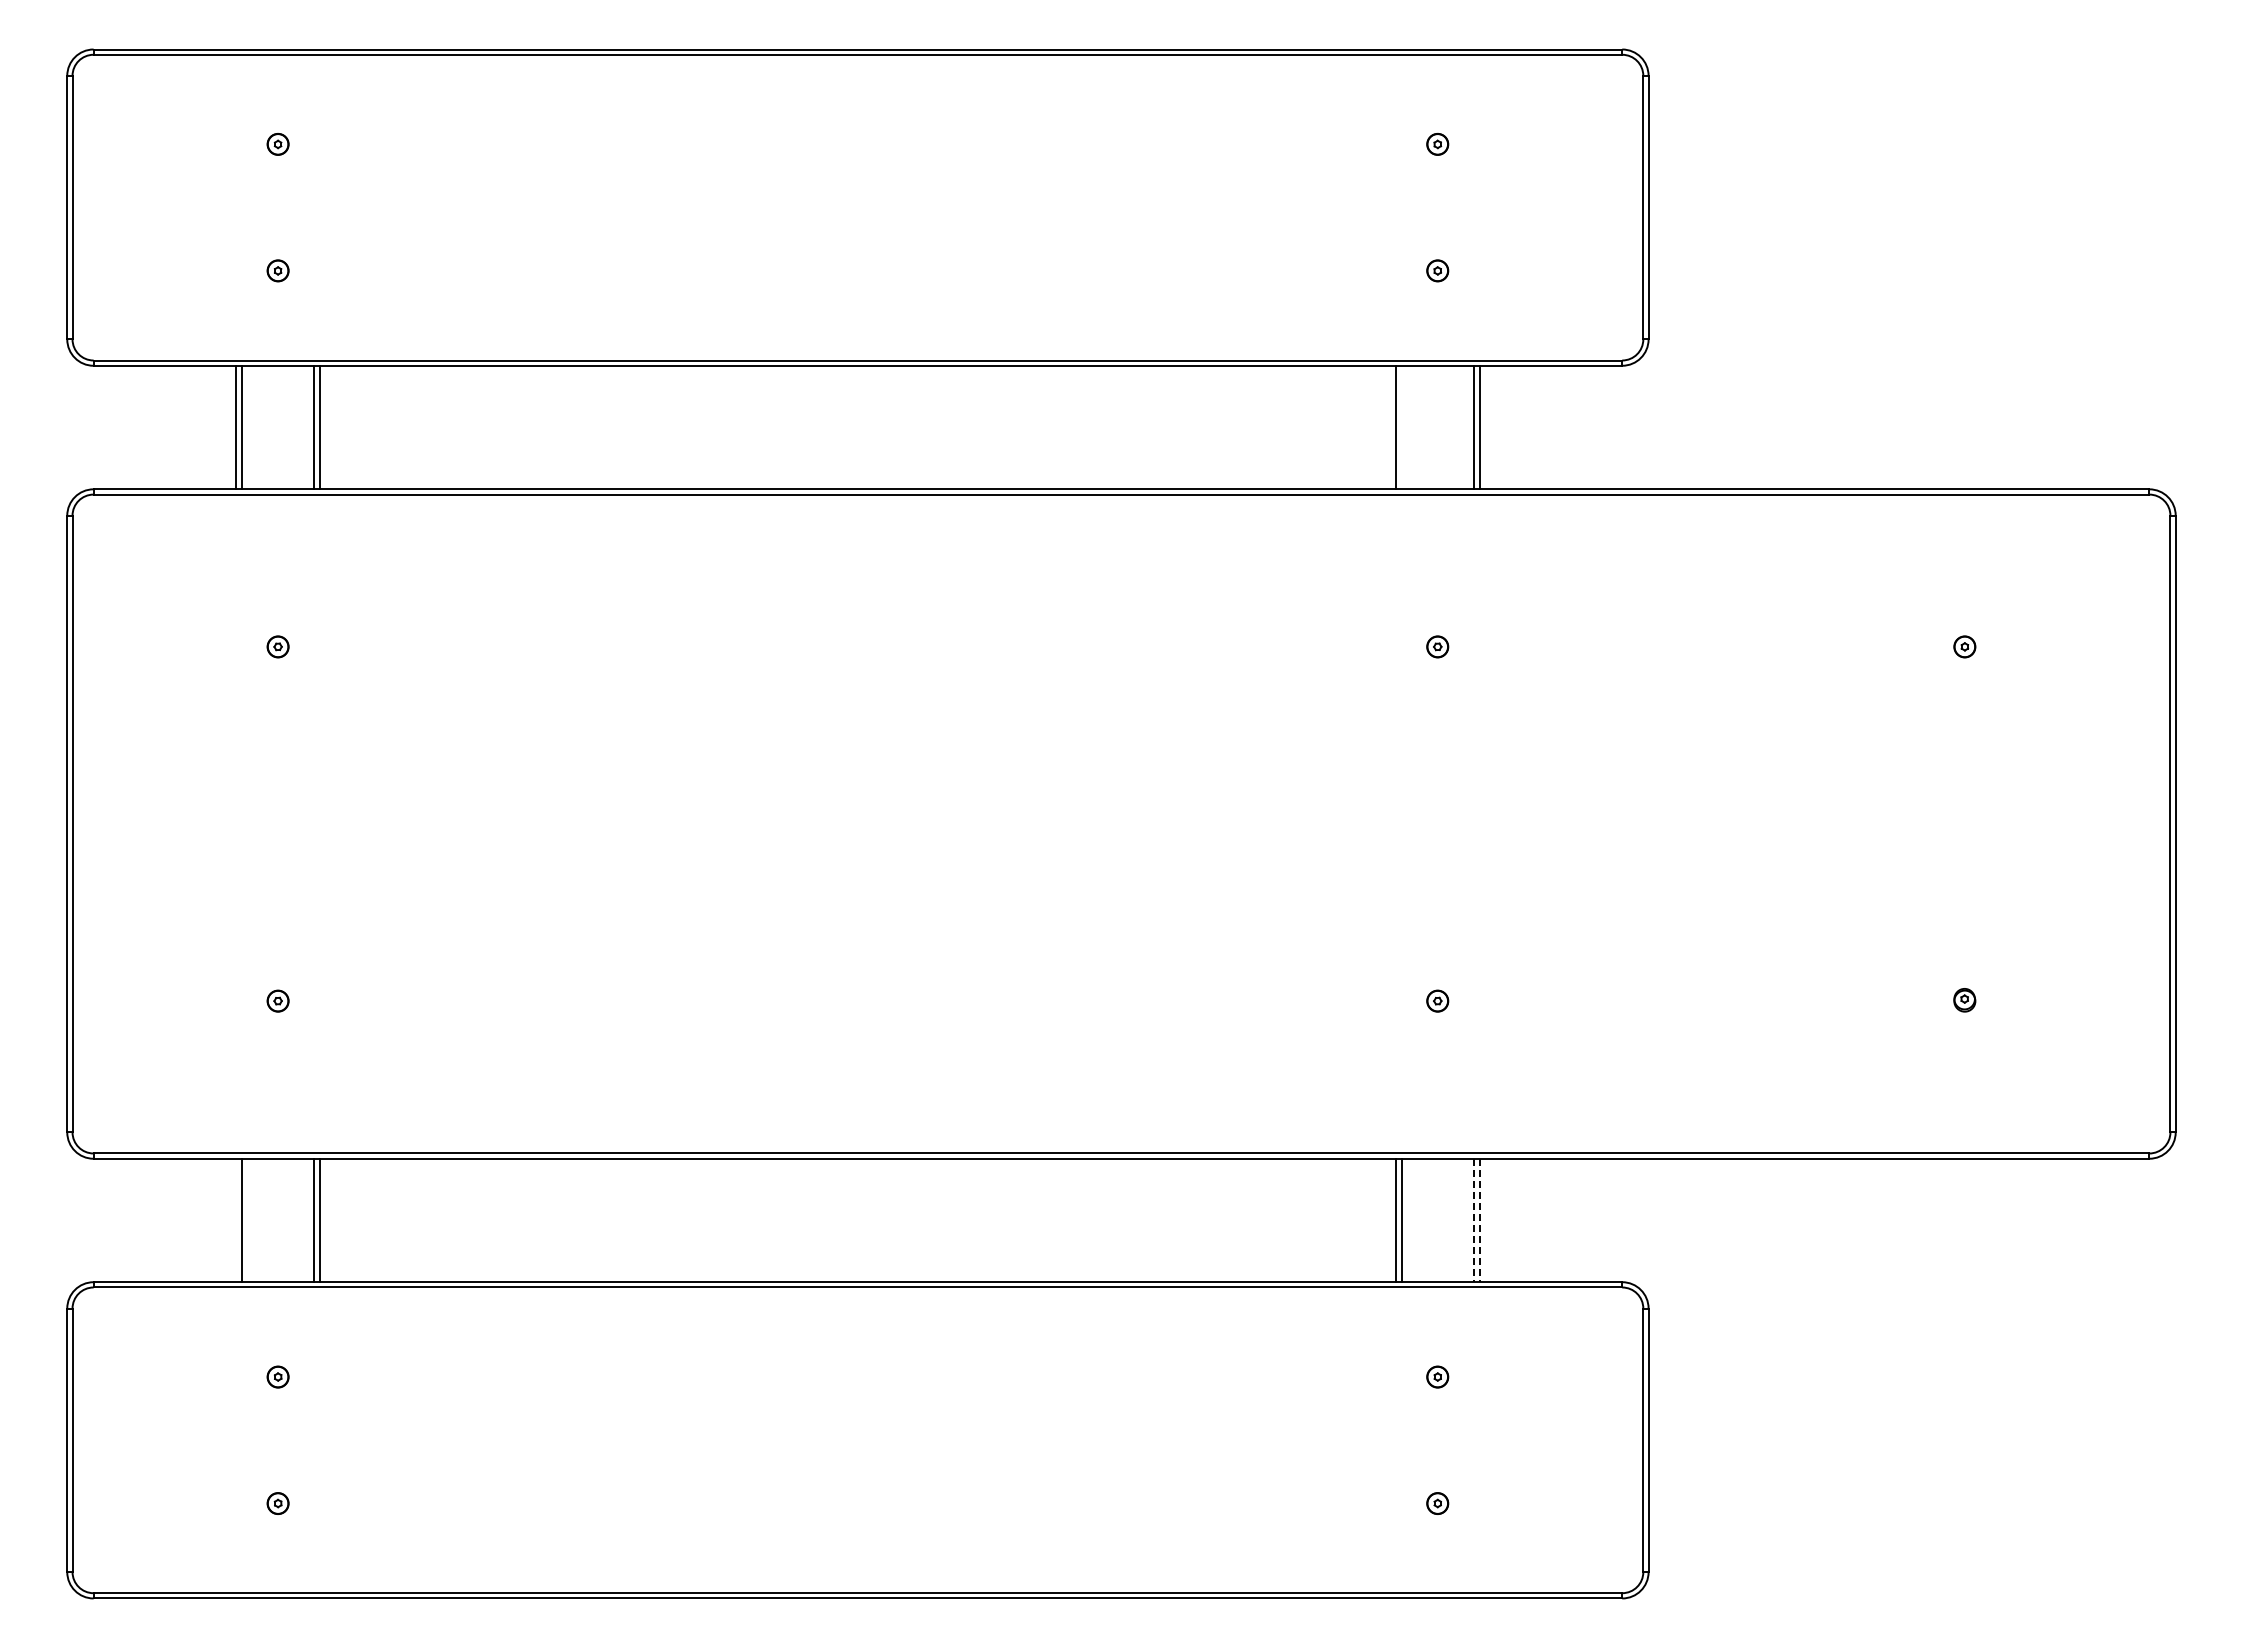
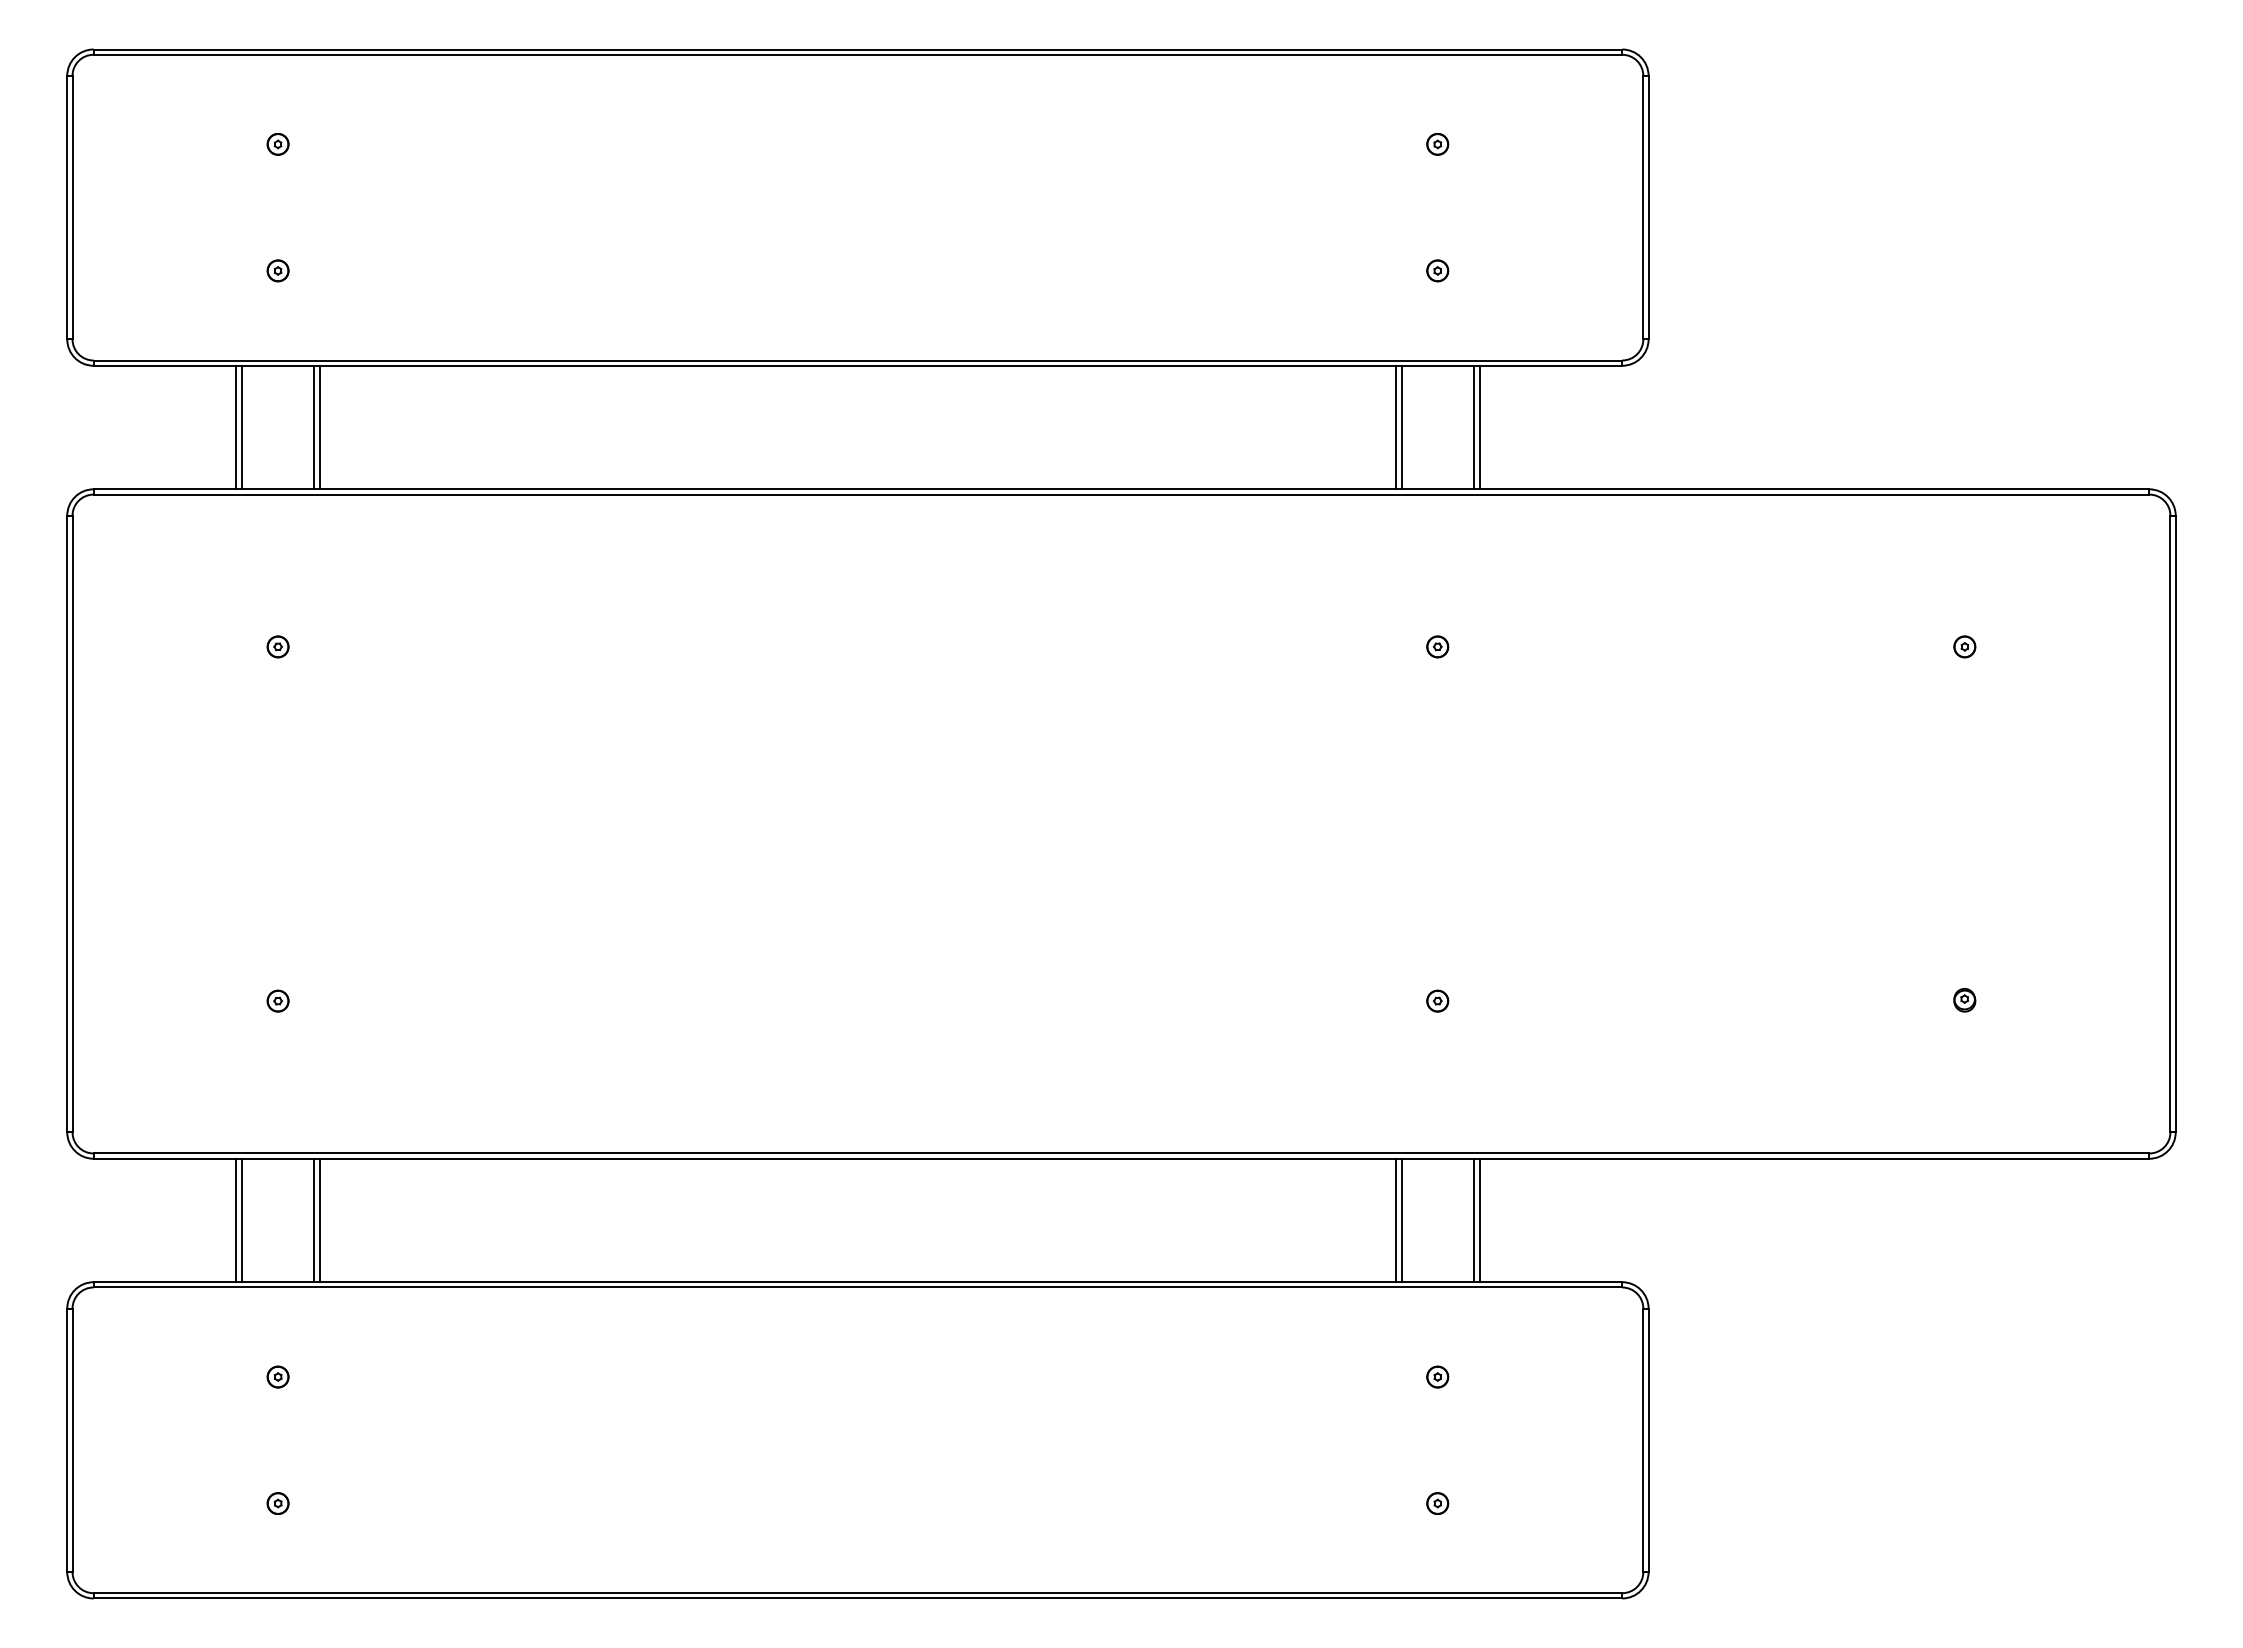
line: none -> present (1401, 427)
line: none -> present (235, 1220)
line: dashed -> solid (1473, 1220)
line: dashed -> solid (1479, 1220)
